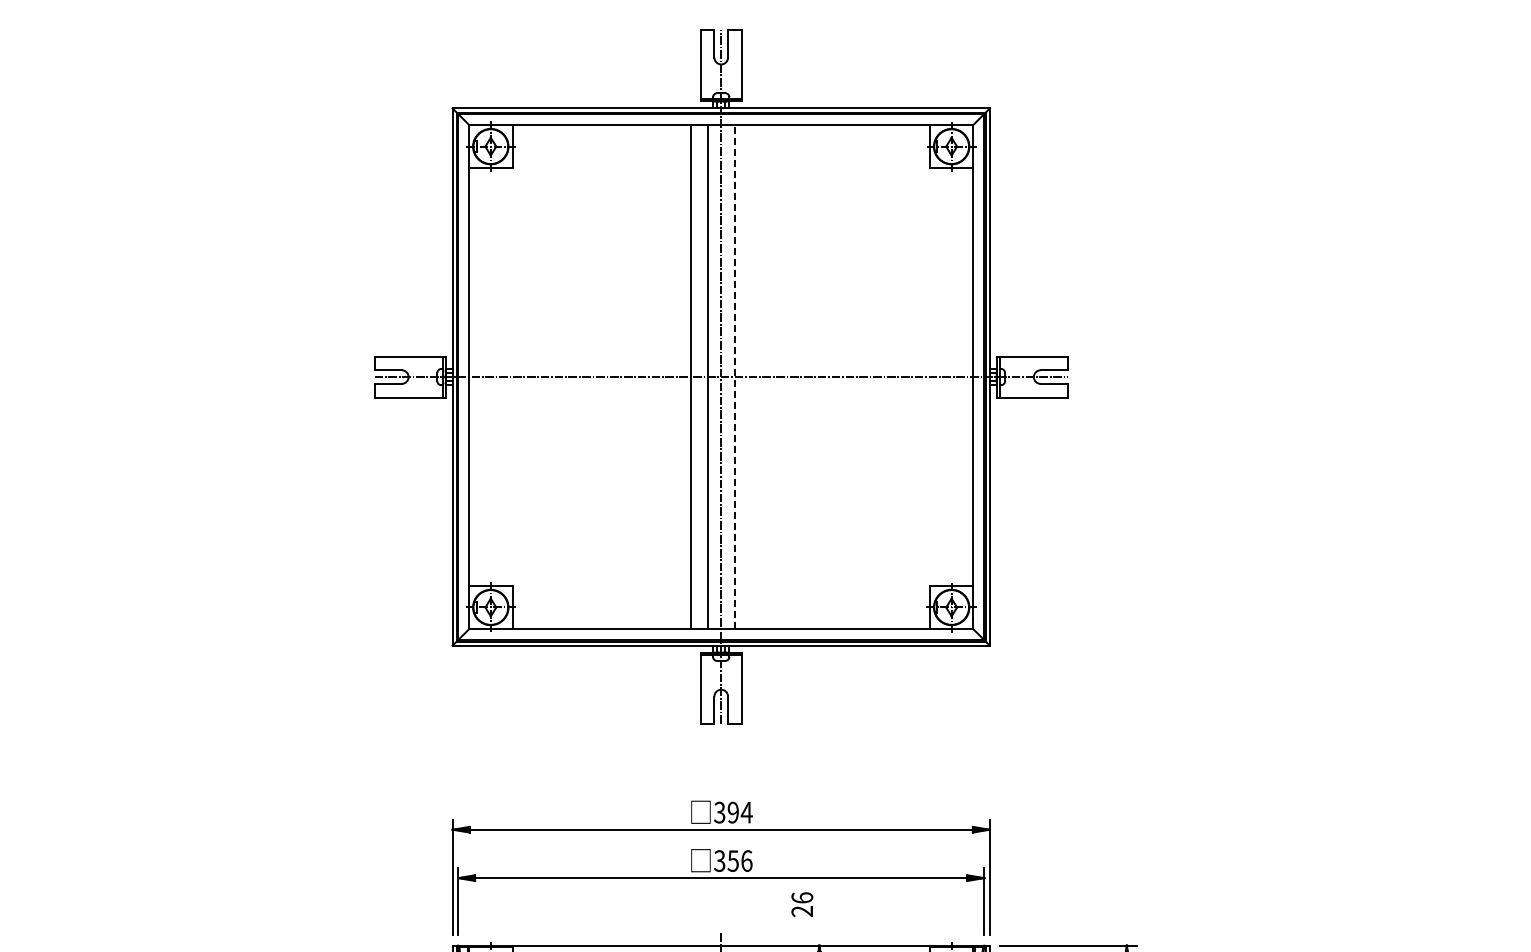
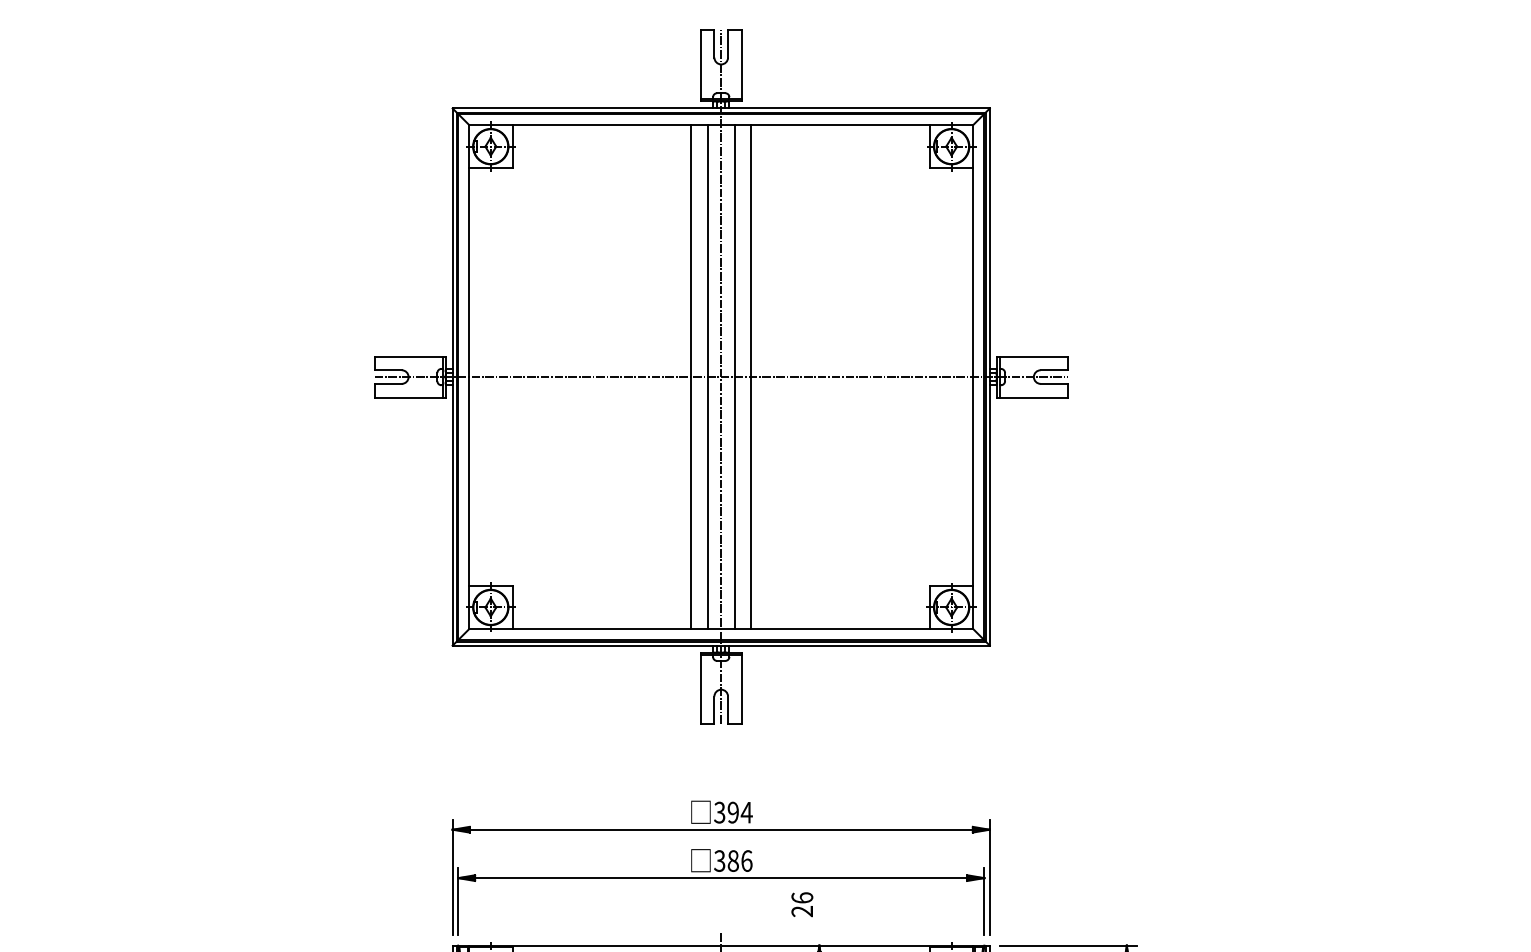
line: dashed -> solid (734, 376)
line: none -> present (751, 376)
text: 356 -> 386 (732, 860)
